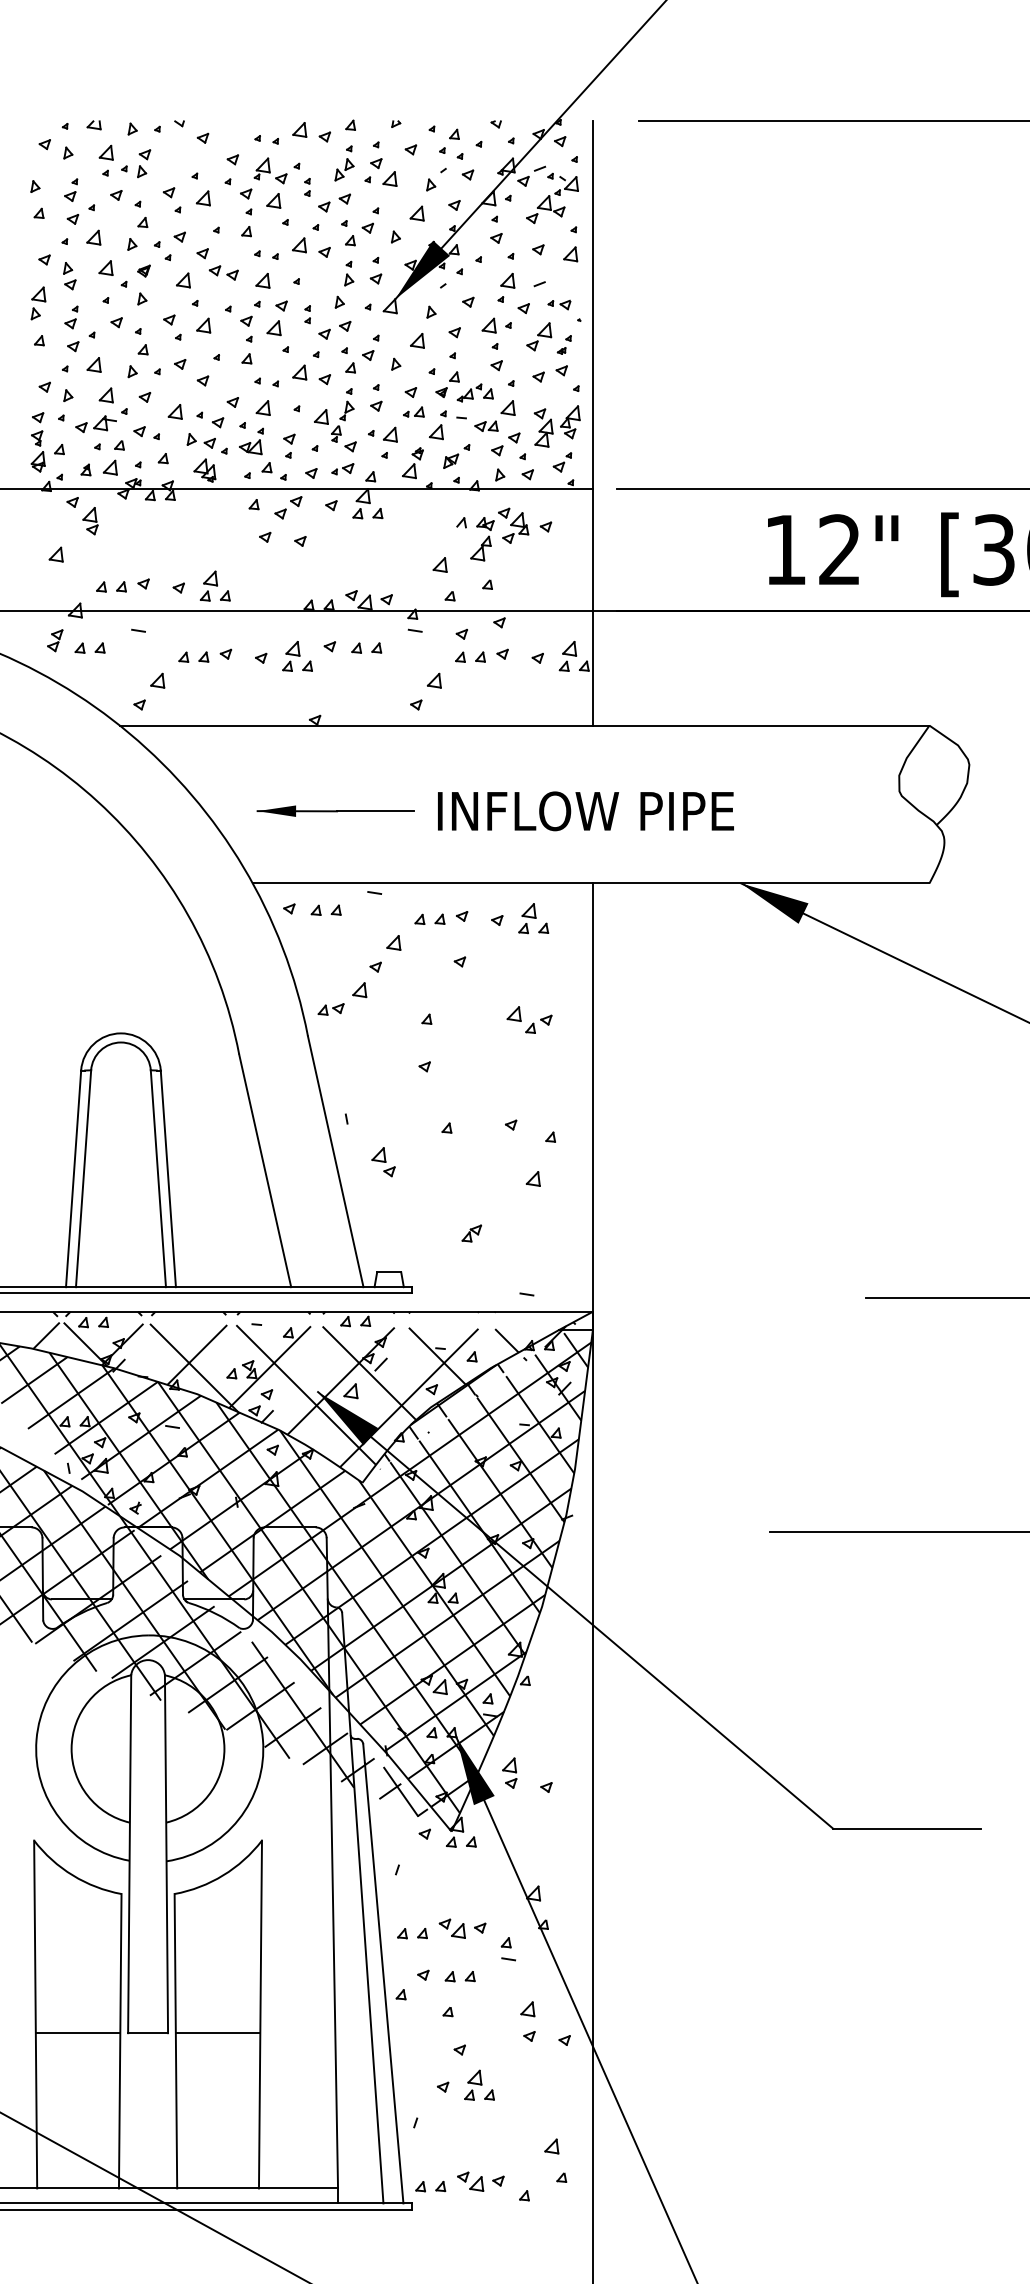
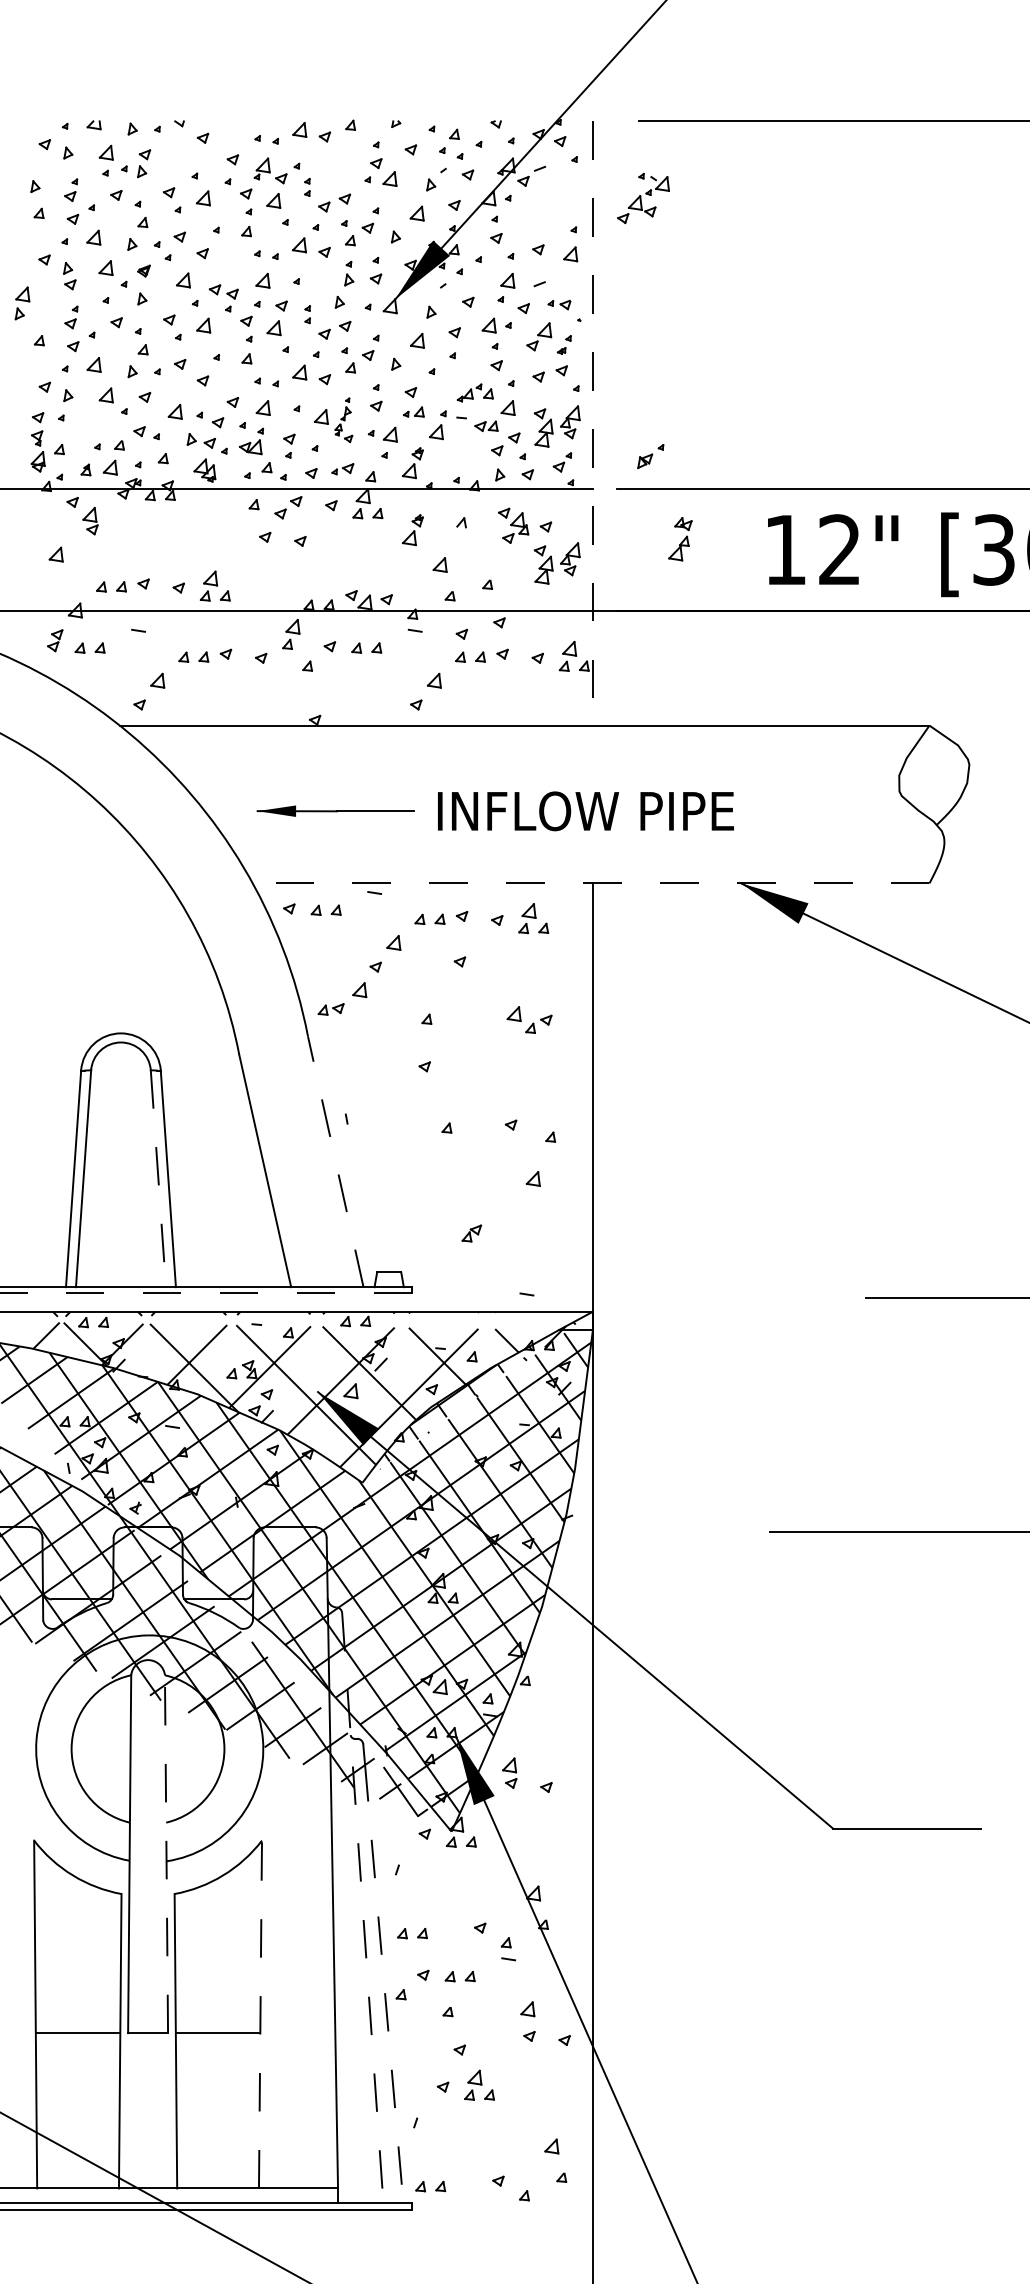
part: present -> none (344, 163)
part position: (552, 198) -> (643, 198) (643, 198)
part position: (223, 272) -> (223, 291) (223, 291)
part position: (38, 303) -> (22, 303) (22, 303)
part: present -> none (447, 384)
part size: 26x65 px -> 20x47 px (343, 420)
part: present -> none (95, 424)
line: solid -> dashed (592, 424)
part position: (456, 456) -> (650, 456) (650, 456)
part: none -> present (412, 530)
part position: (482, 539) -> (680, 539) (680, 539)
part: none -> present (556, 563)
part position: (291, 656) -> (291, 634) (291, 634)
line: solid -> dashed (590, 883)
line: solid -> dashed (335, 1161)
part: present -> none (383, 1162)
line: solid -> dashed (158, 1178)
line: solid -> dashed (206, 1293)
line: solid -> dashed (166, 1853)
line: solid -> dashed (362, 1908)
part: present -> none (451, 1928)
line: solid -> dashed (384, 1983)
line: solid -> dashed (260, 2014)
part: present -> none (470, 2181)
